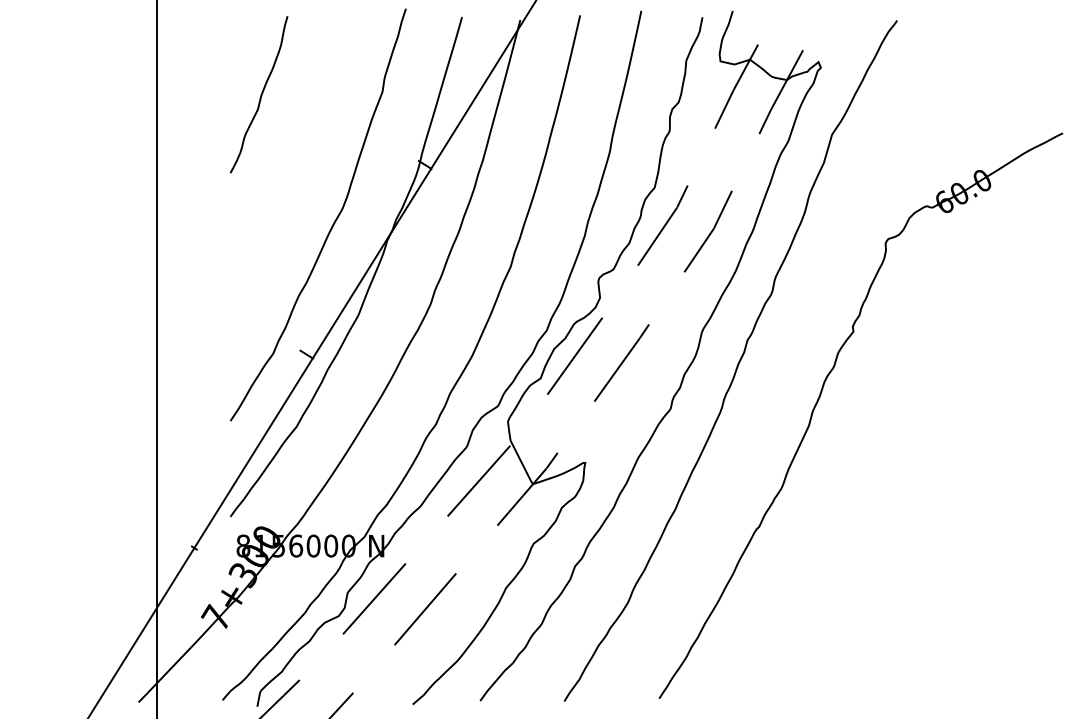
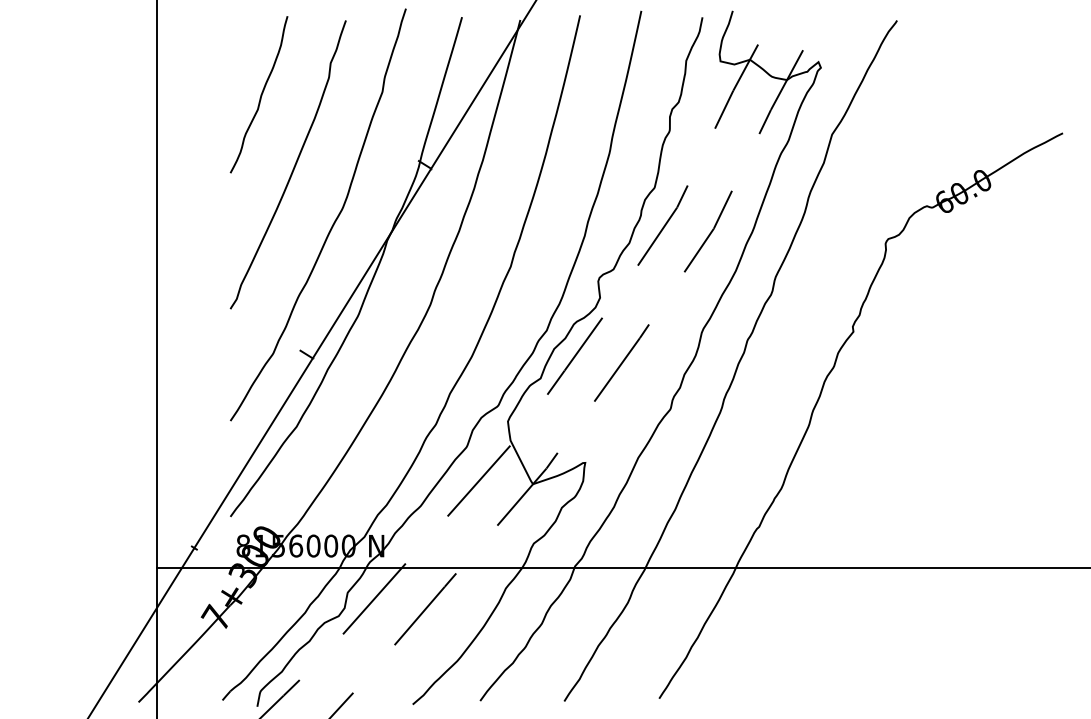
curve: none -> present (293, 166)
line: none -> present (621, 568)
